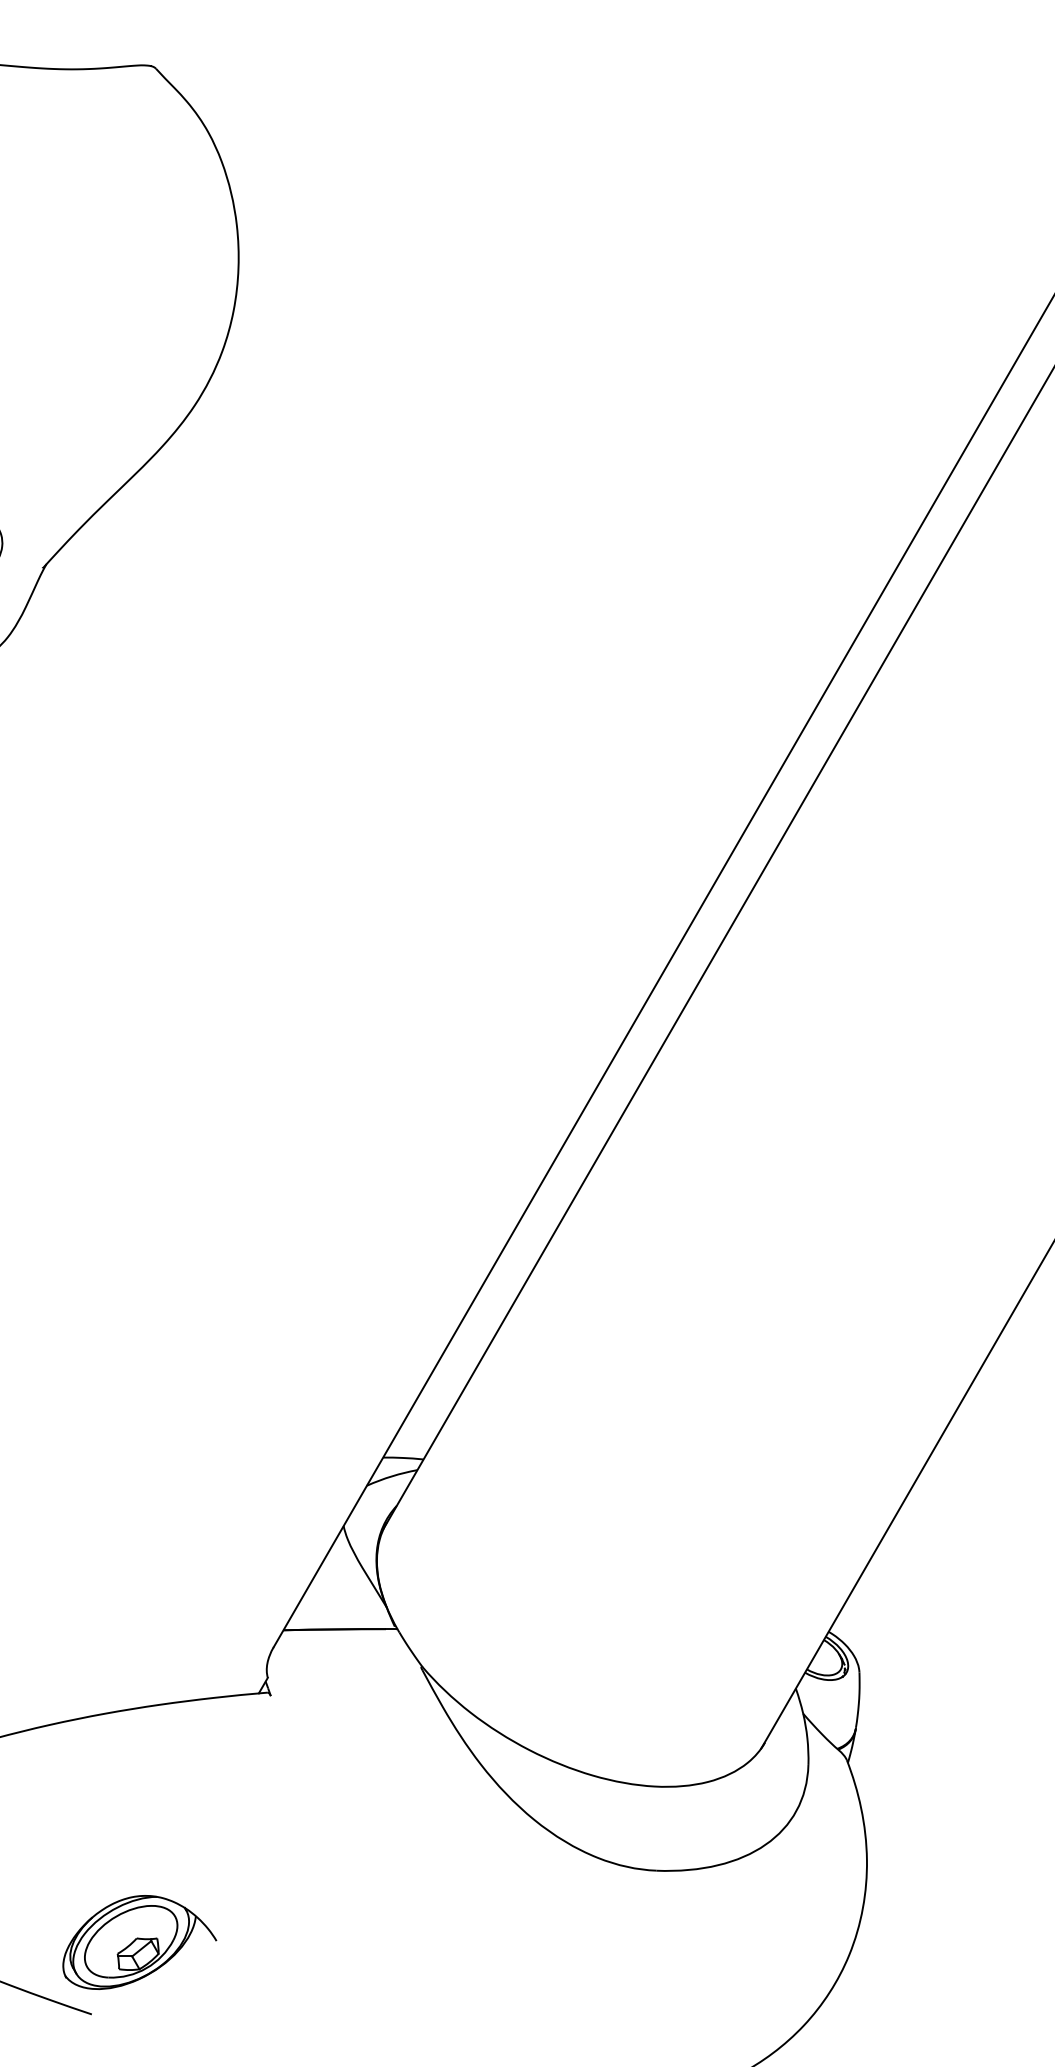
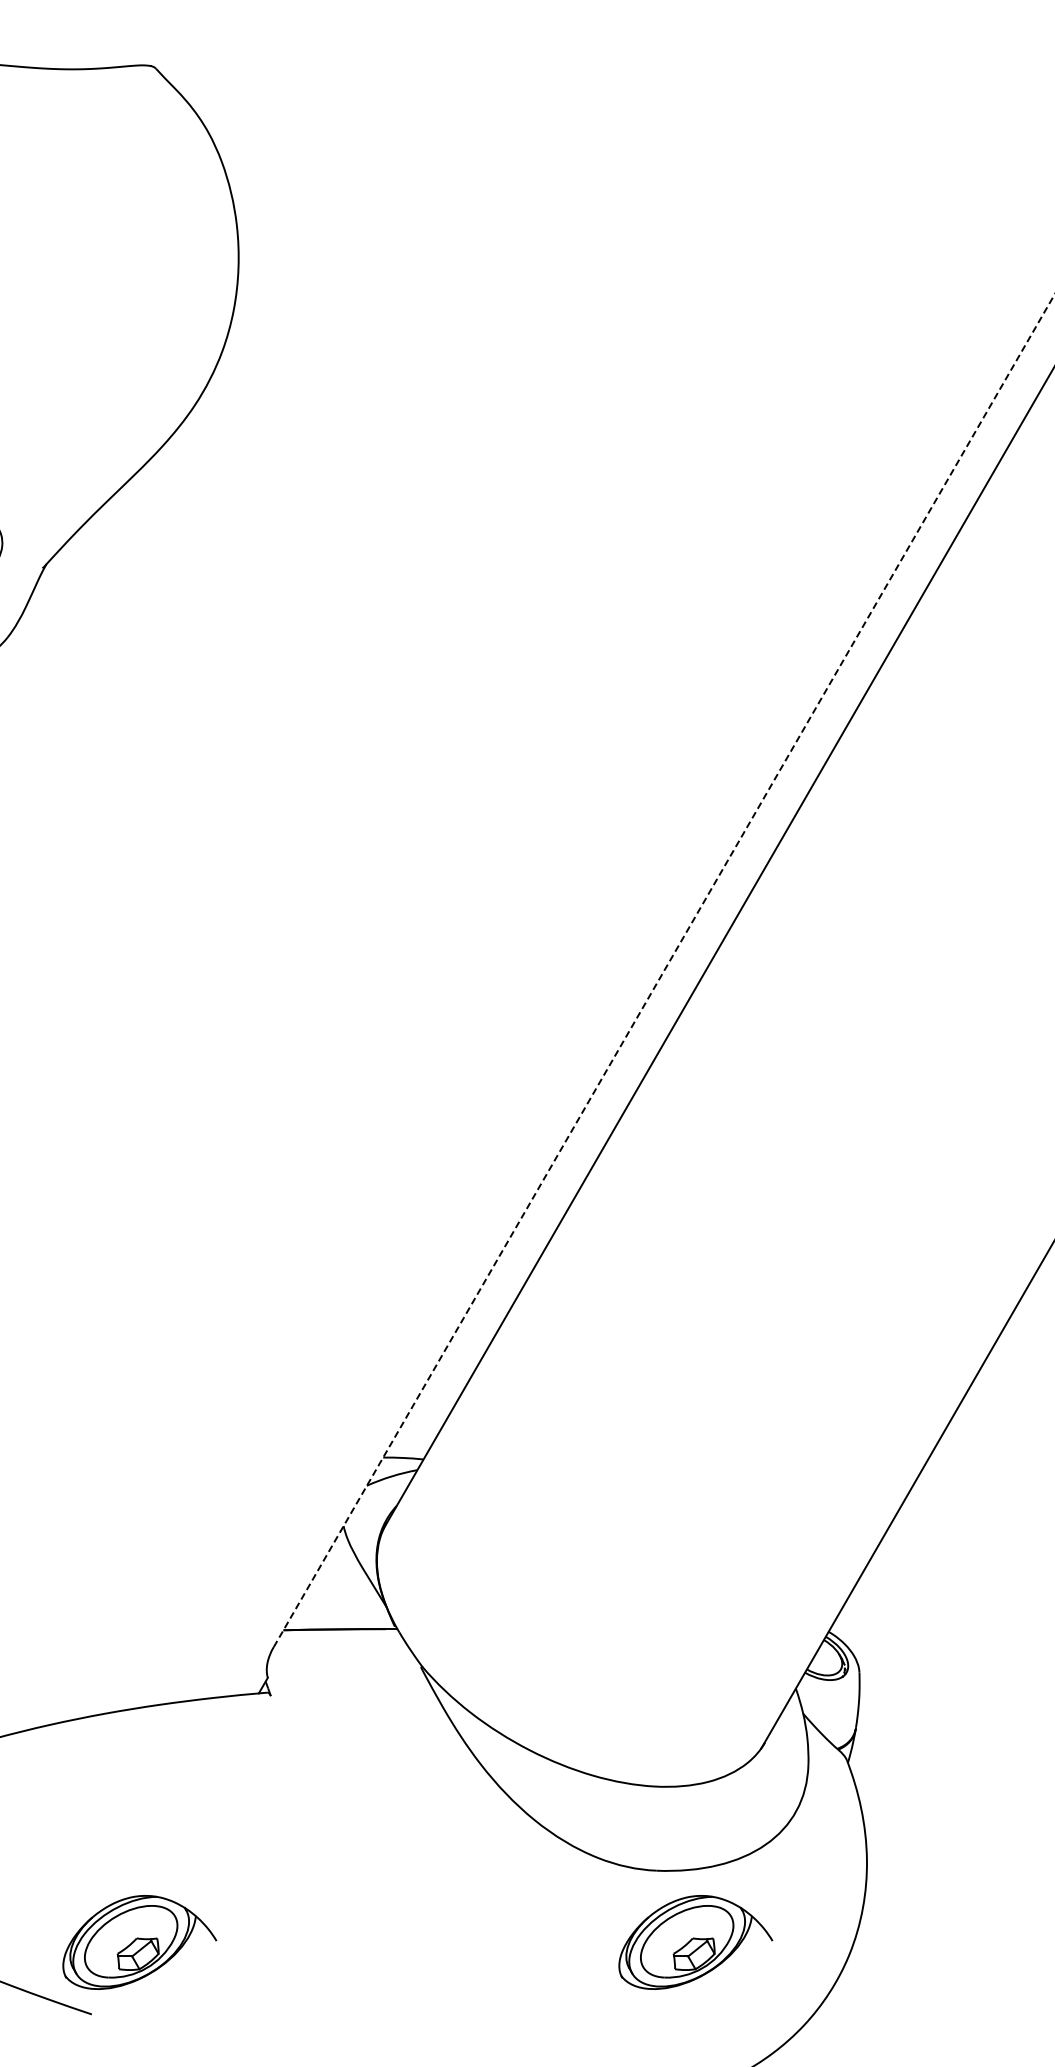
line: solid -> dashed (664, 970)
part: none -> present (695, 1942)
